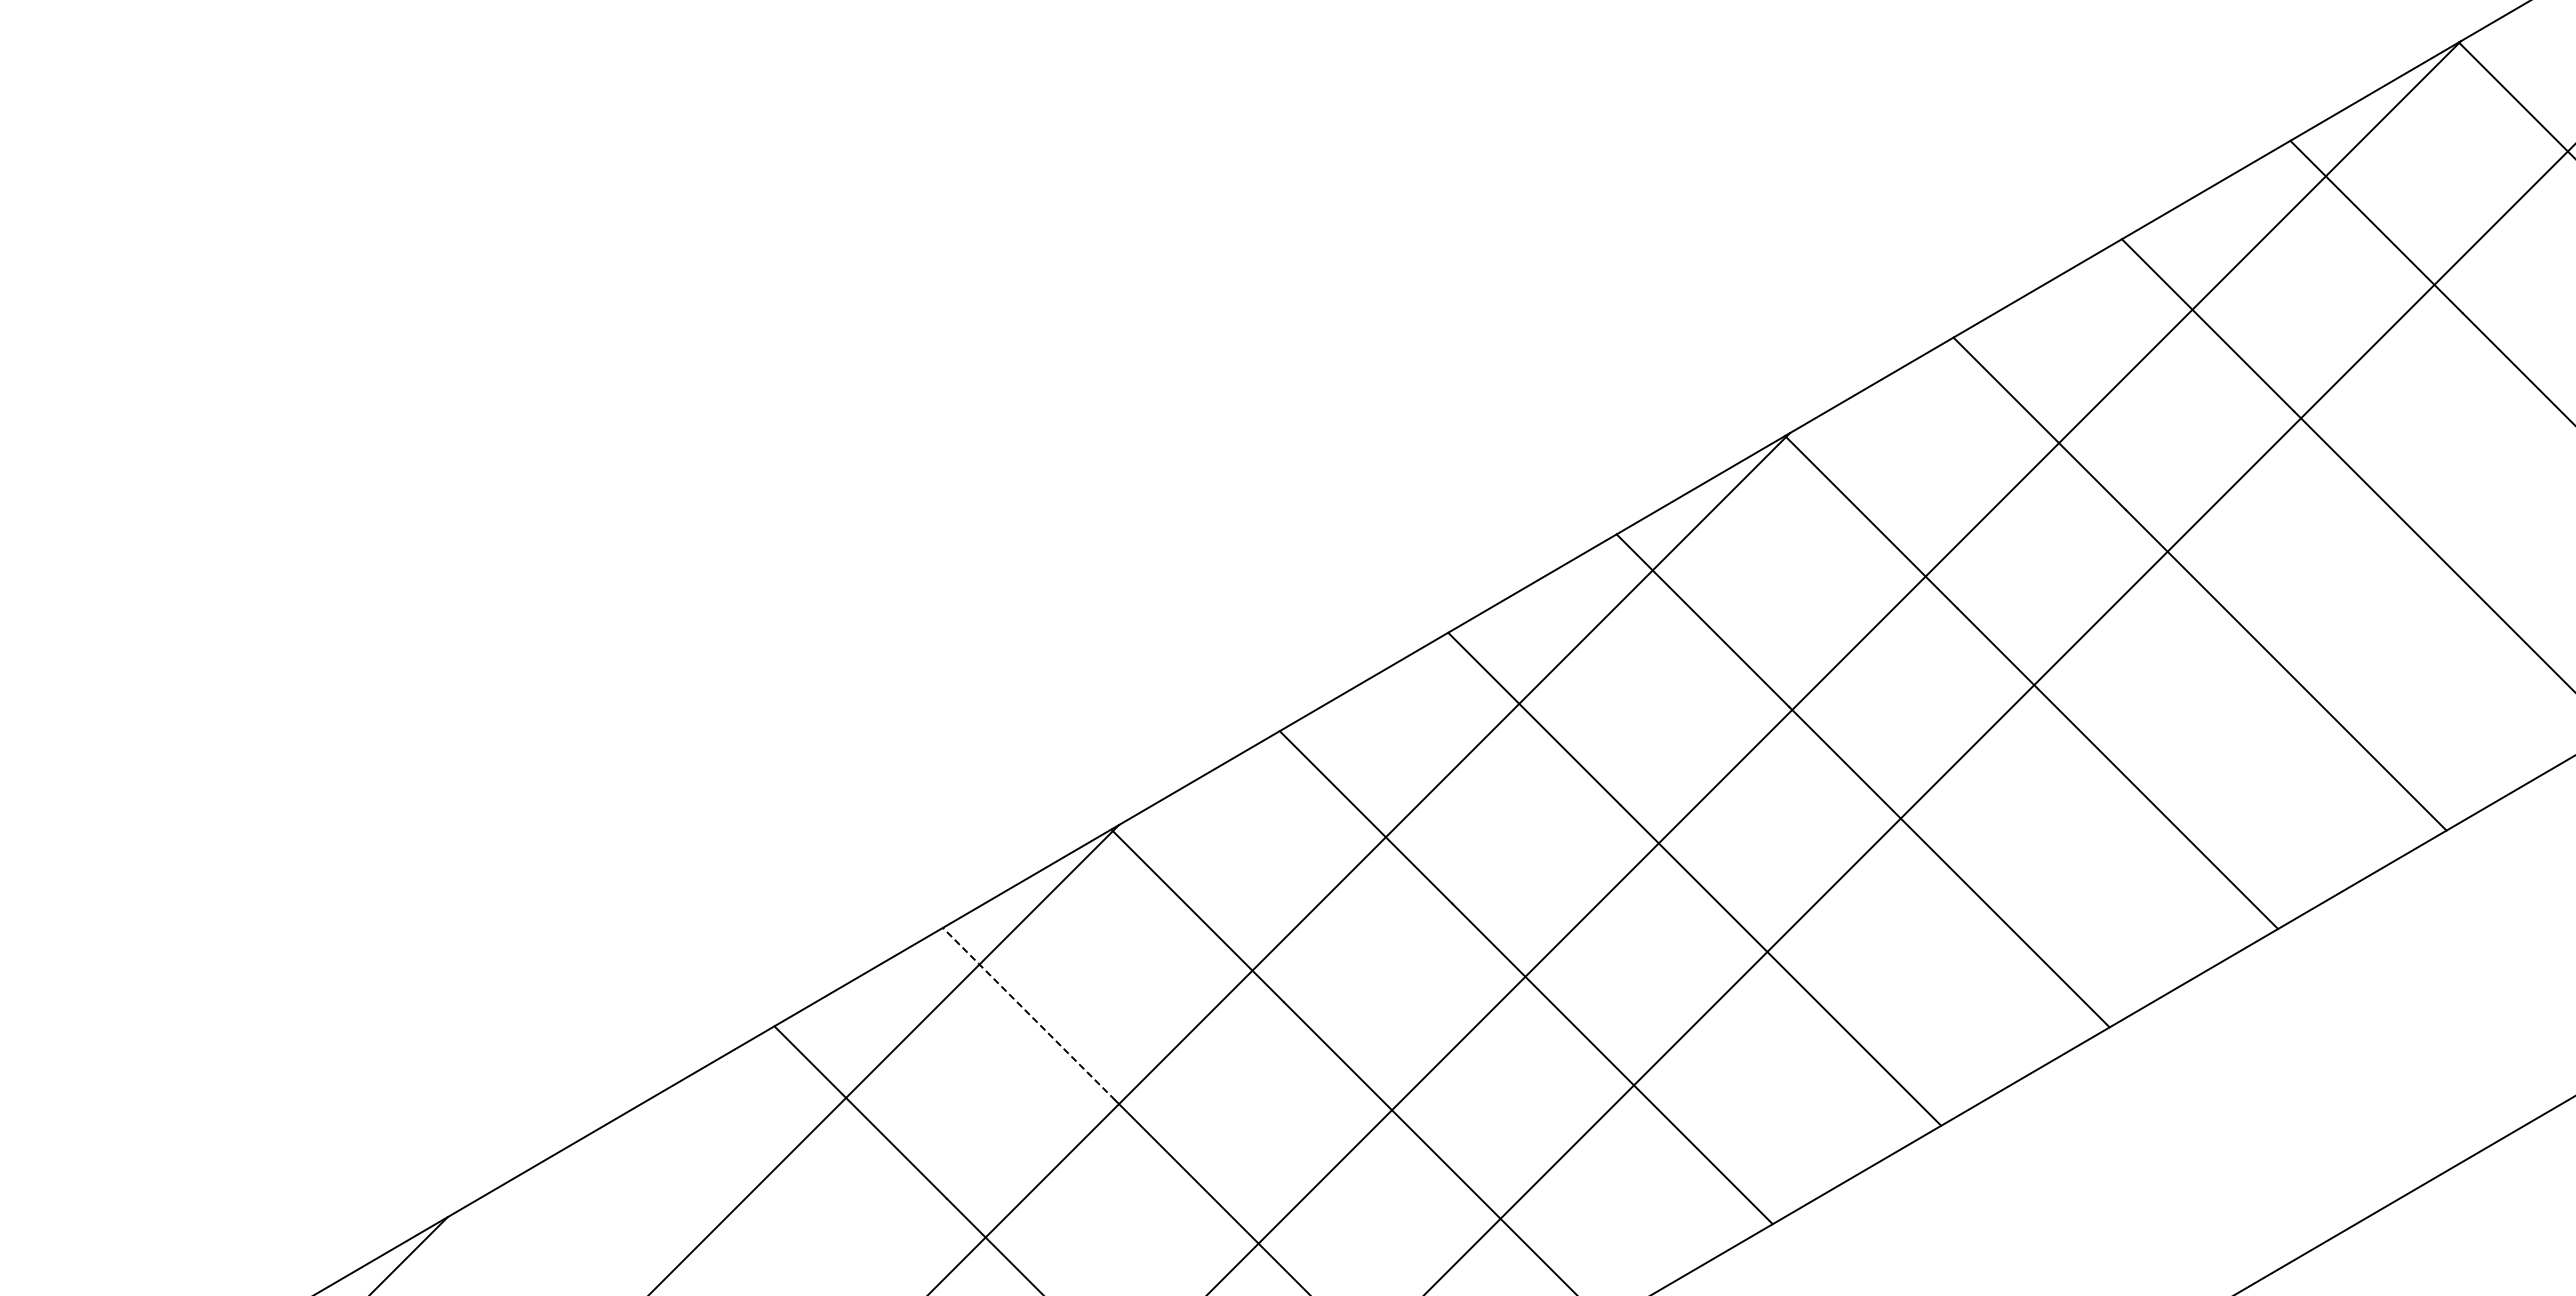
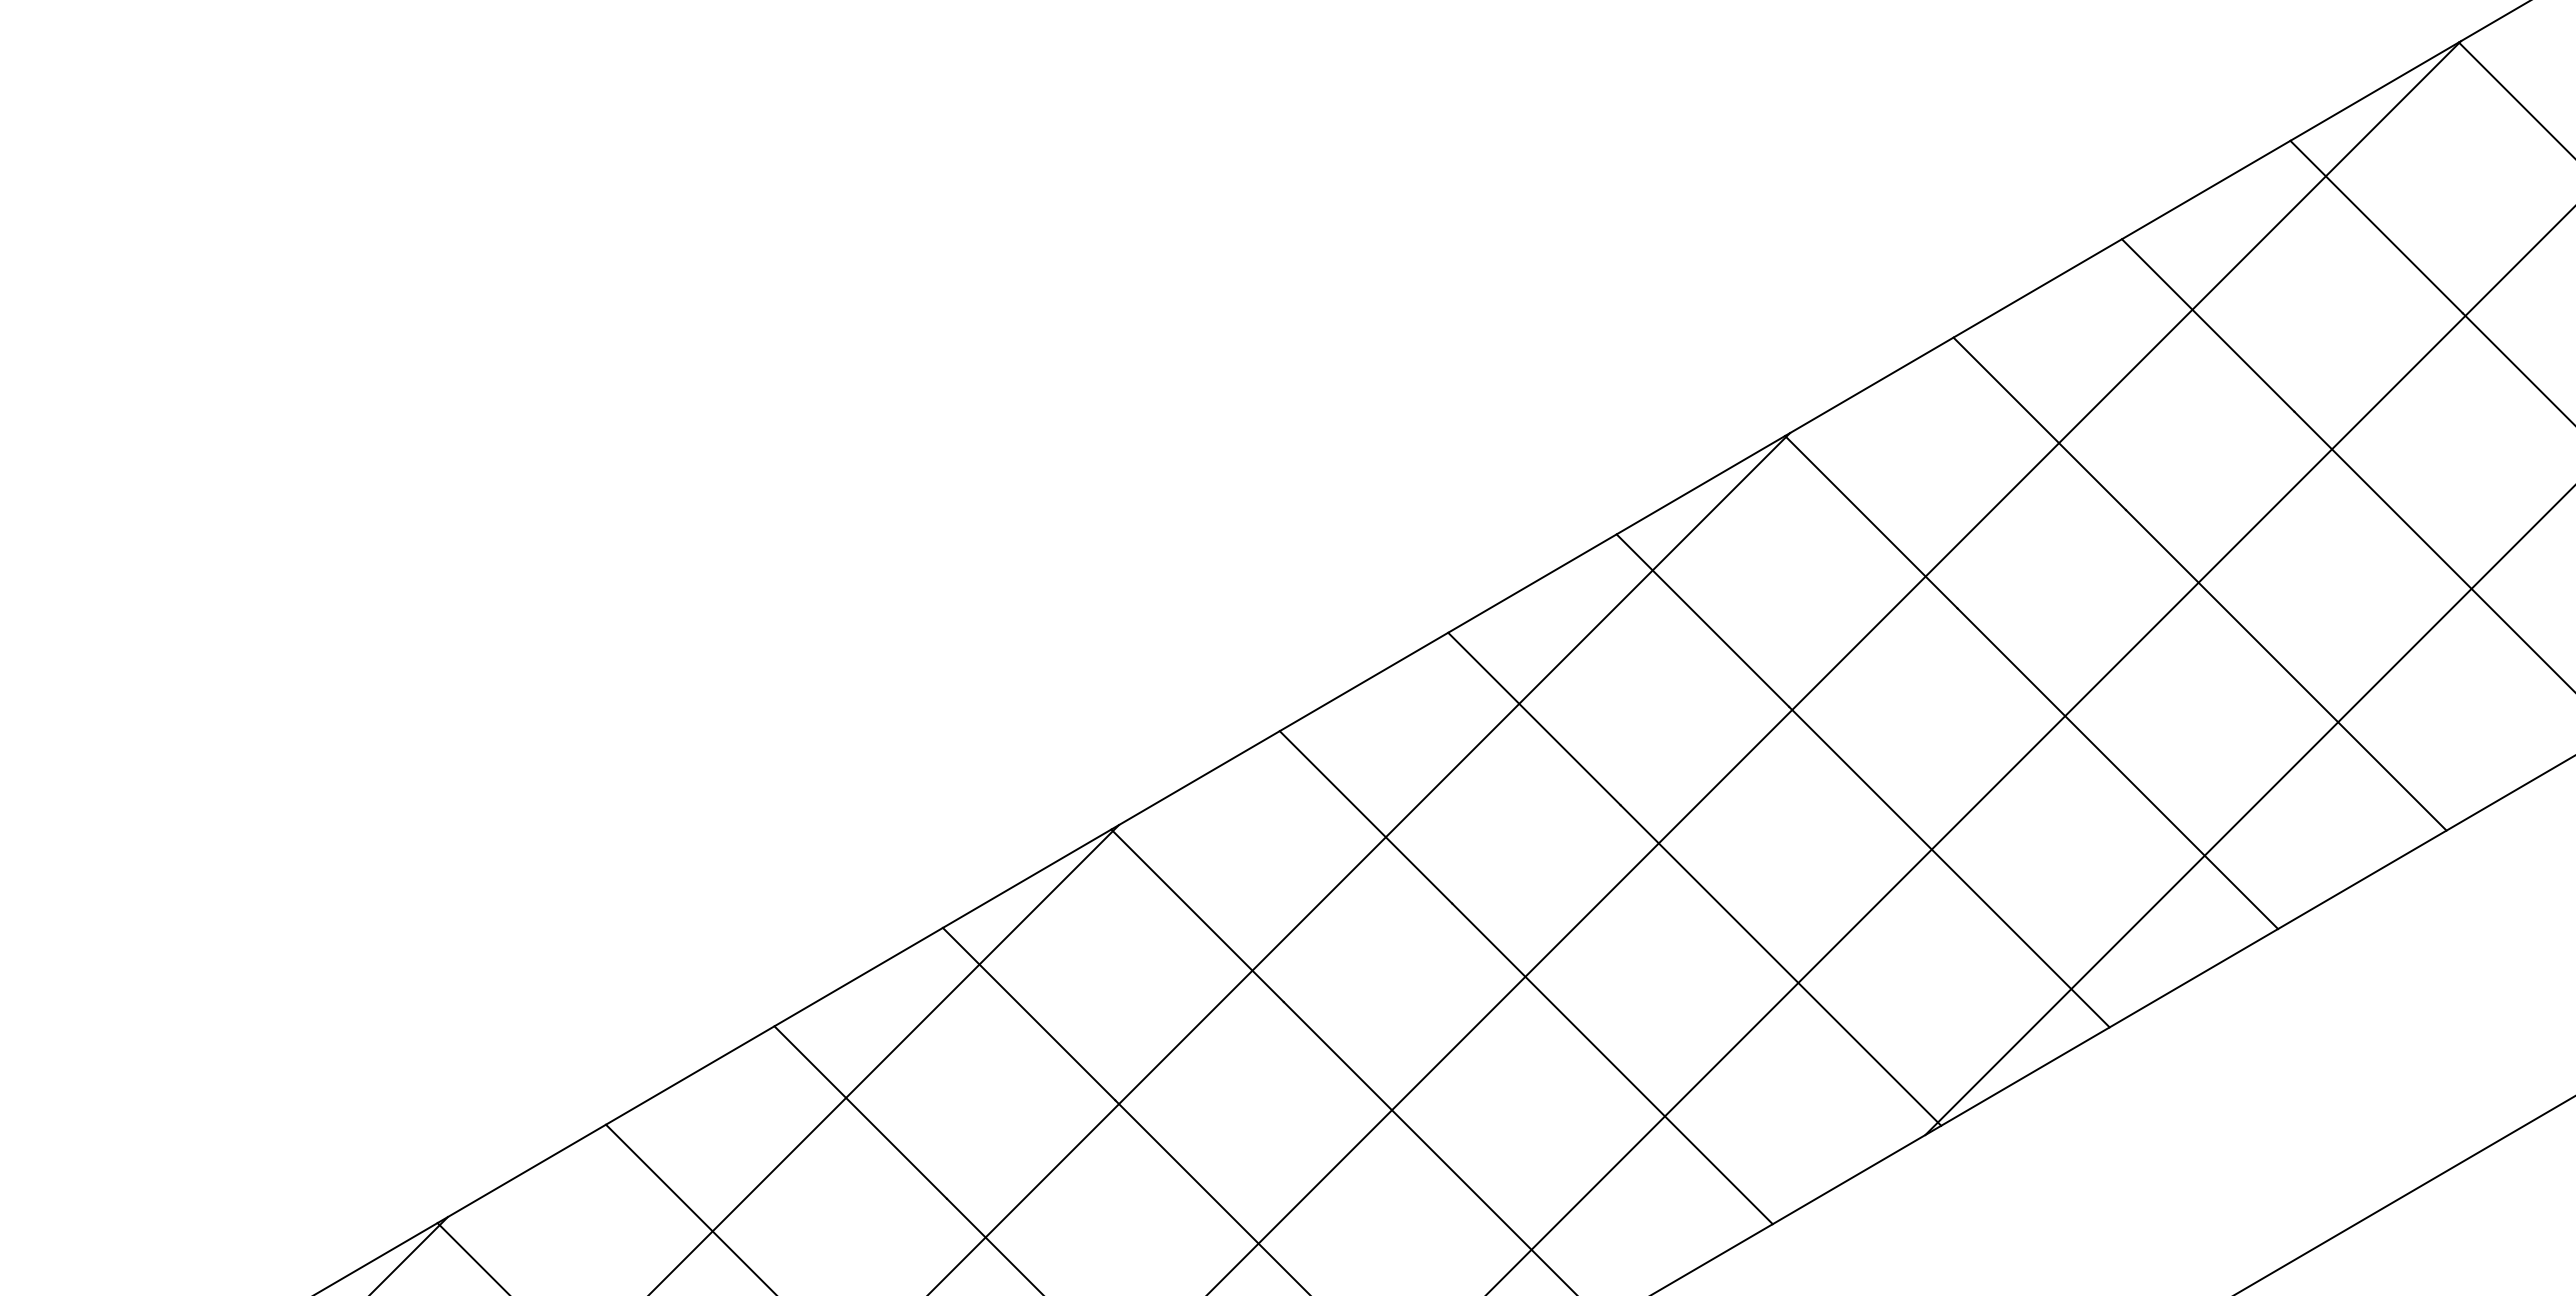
line position: (1999, 719) -> (2030, 750) (2030, 750)
line: none -> present (2248, 811)
line: dashed -> solid (1029, 1014)
line: none -> present (690, 1208)
line: none -> present (472, 1257)
